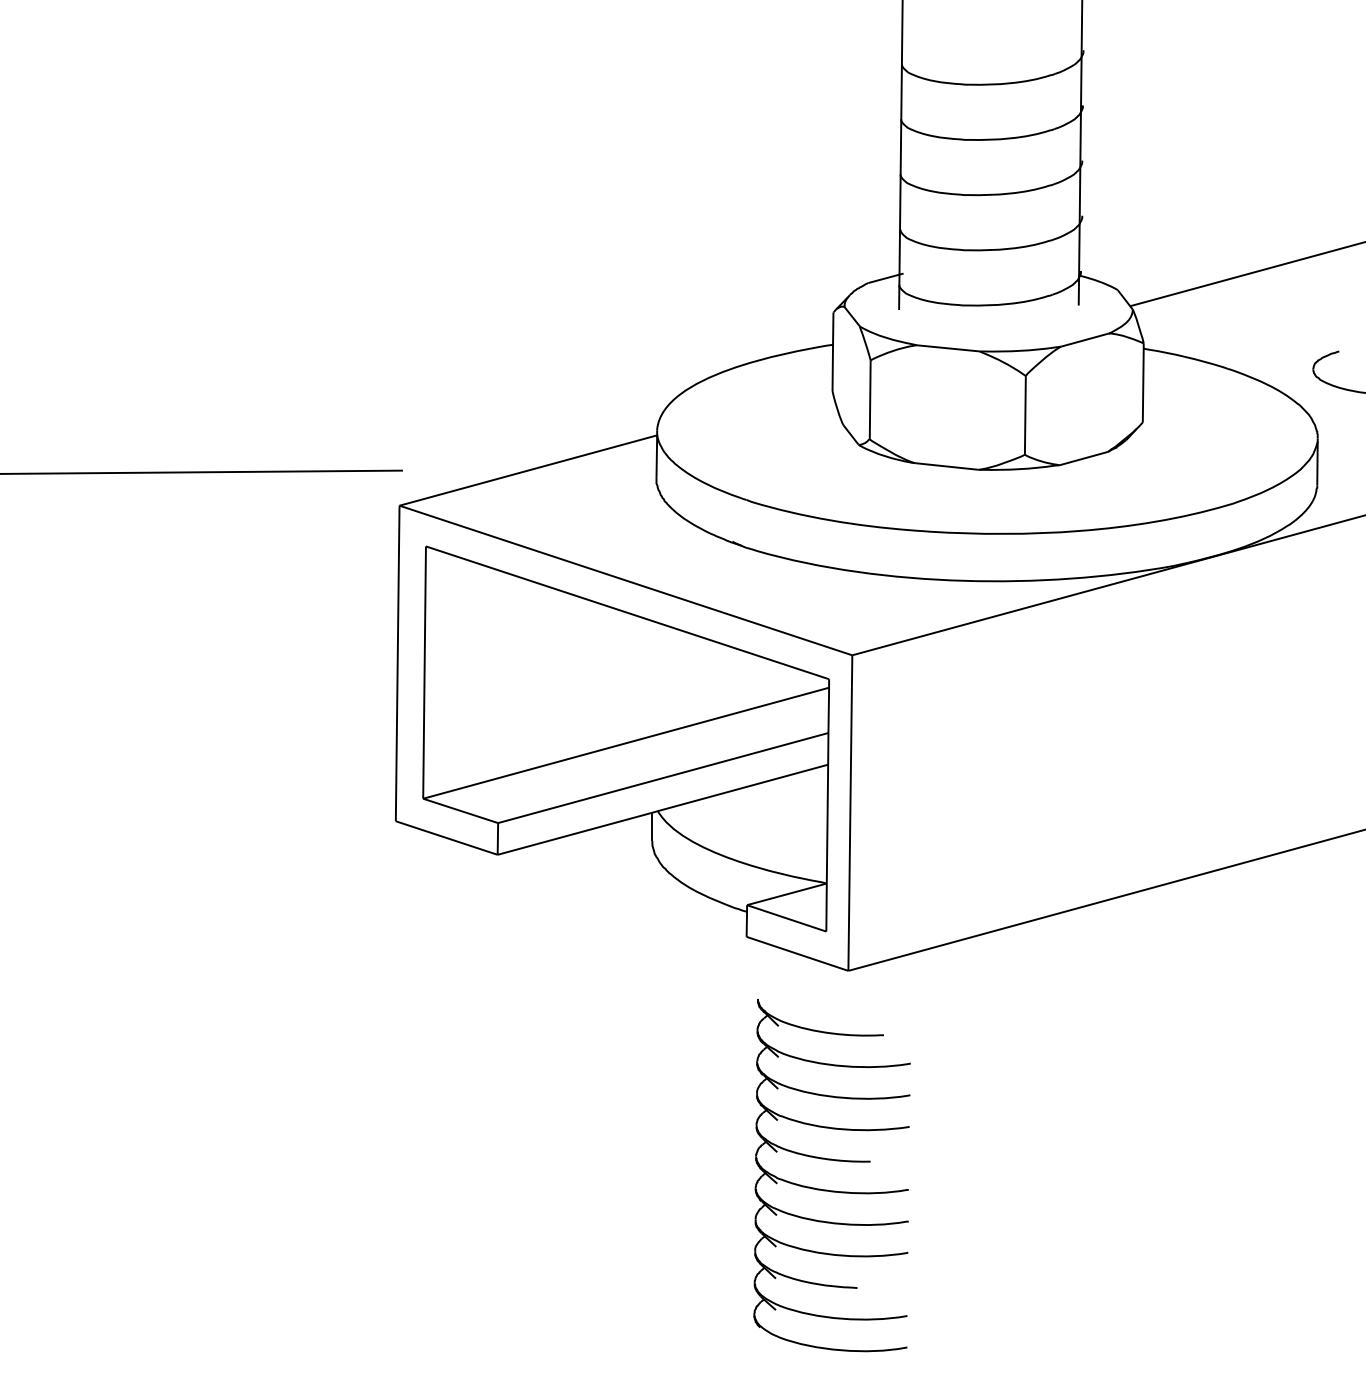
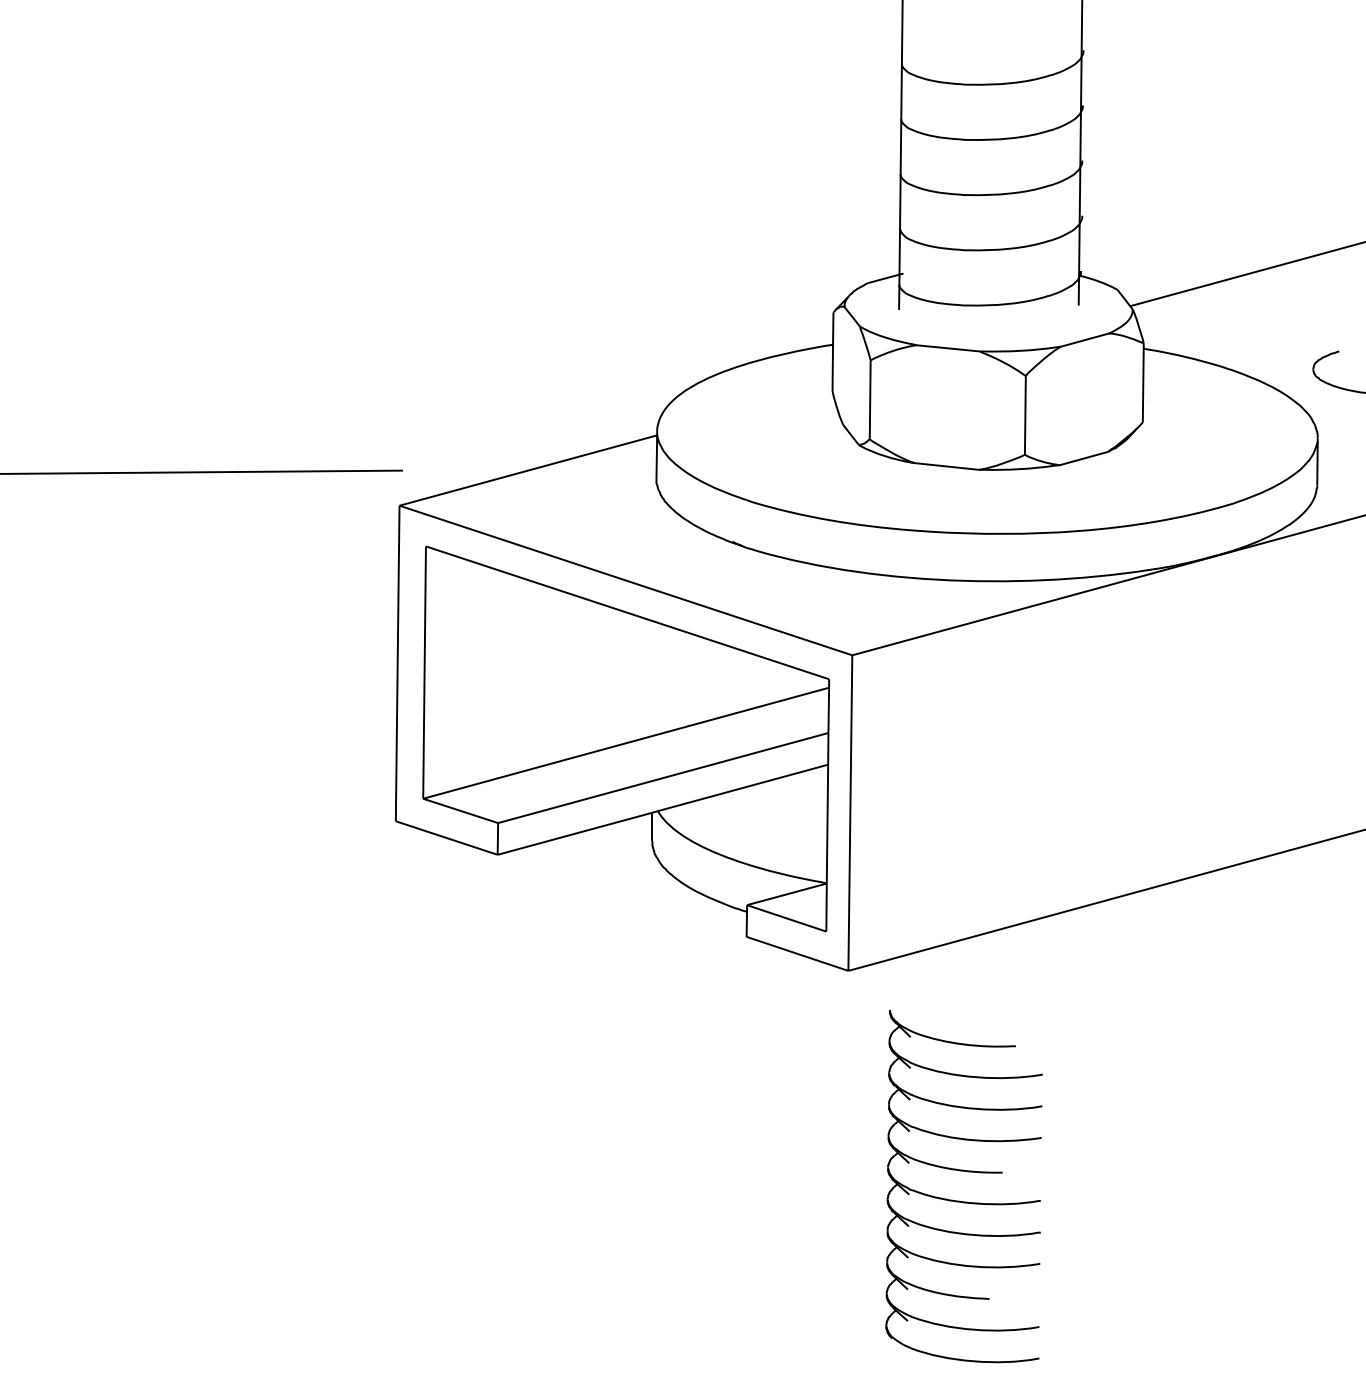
part position: (835, 1161) -> (967, 1172) (967, 1172)
